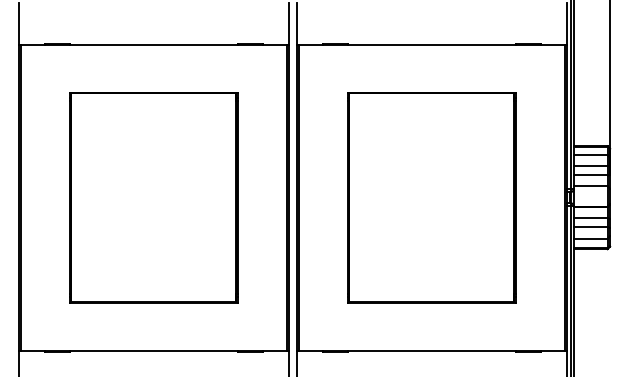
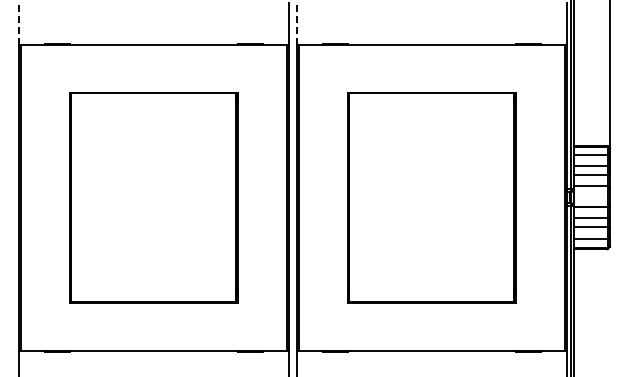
line: solid -> dashed (18, 23)
line: solid -> dashed (296, 23)
